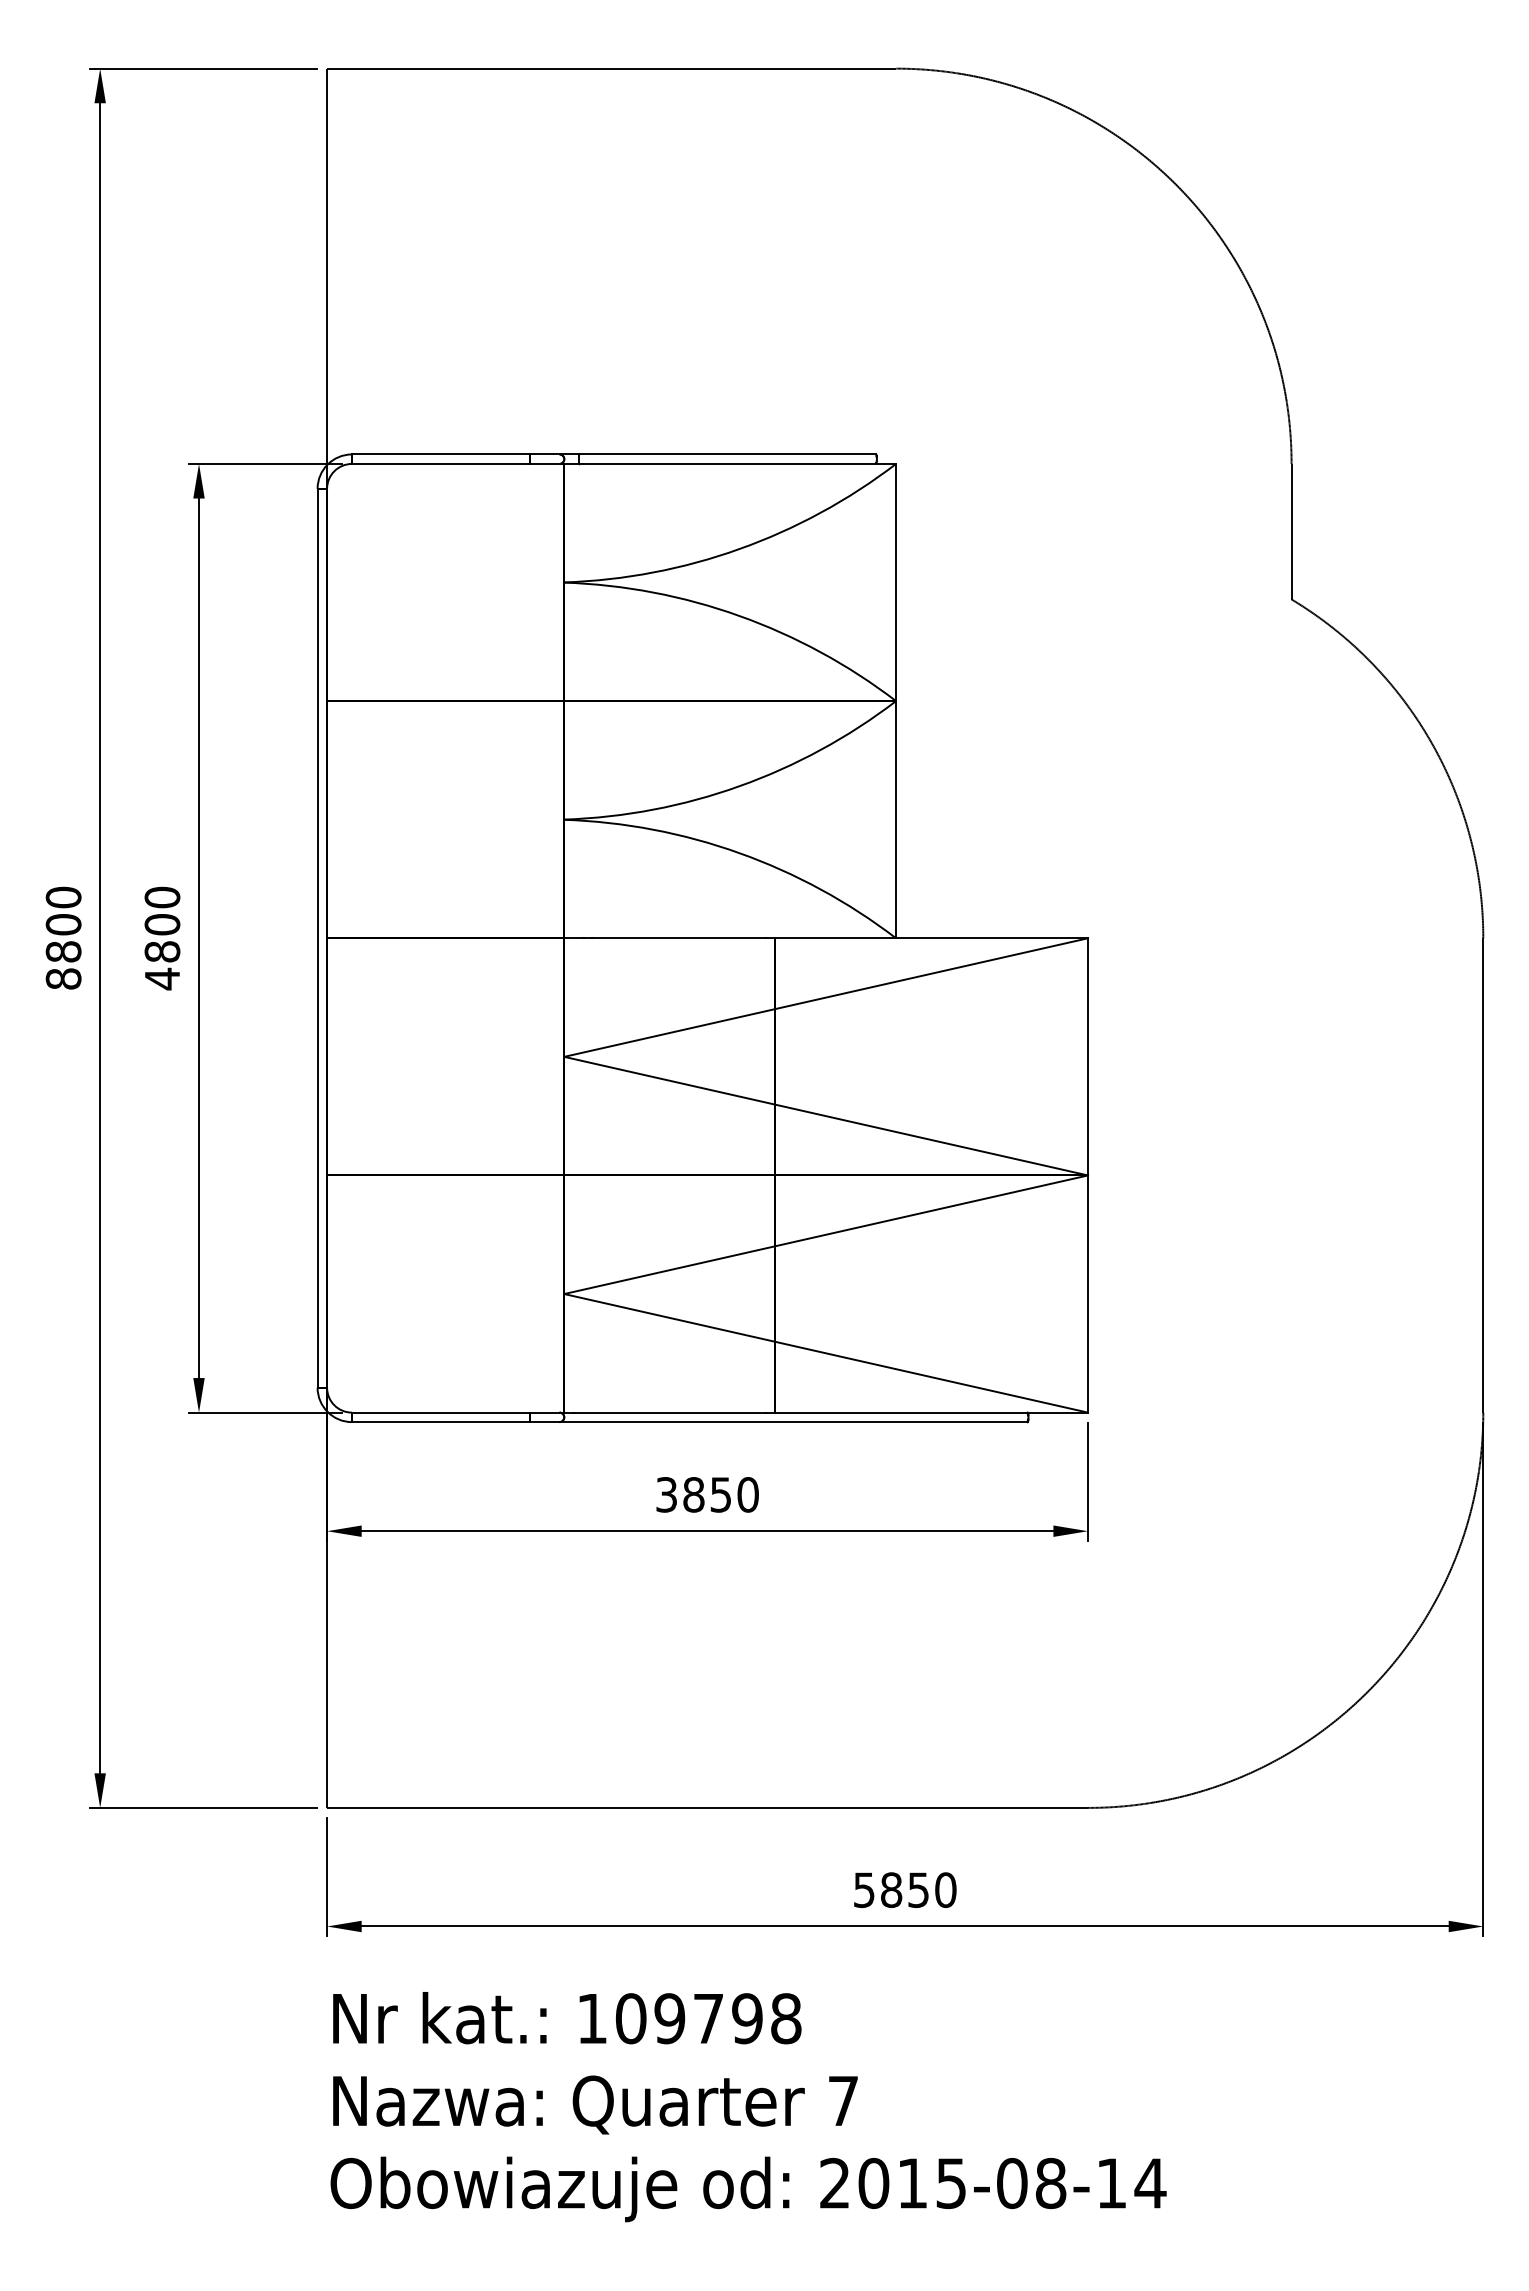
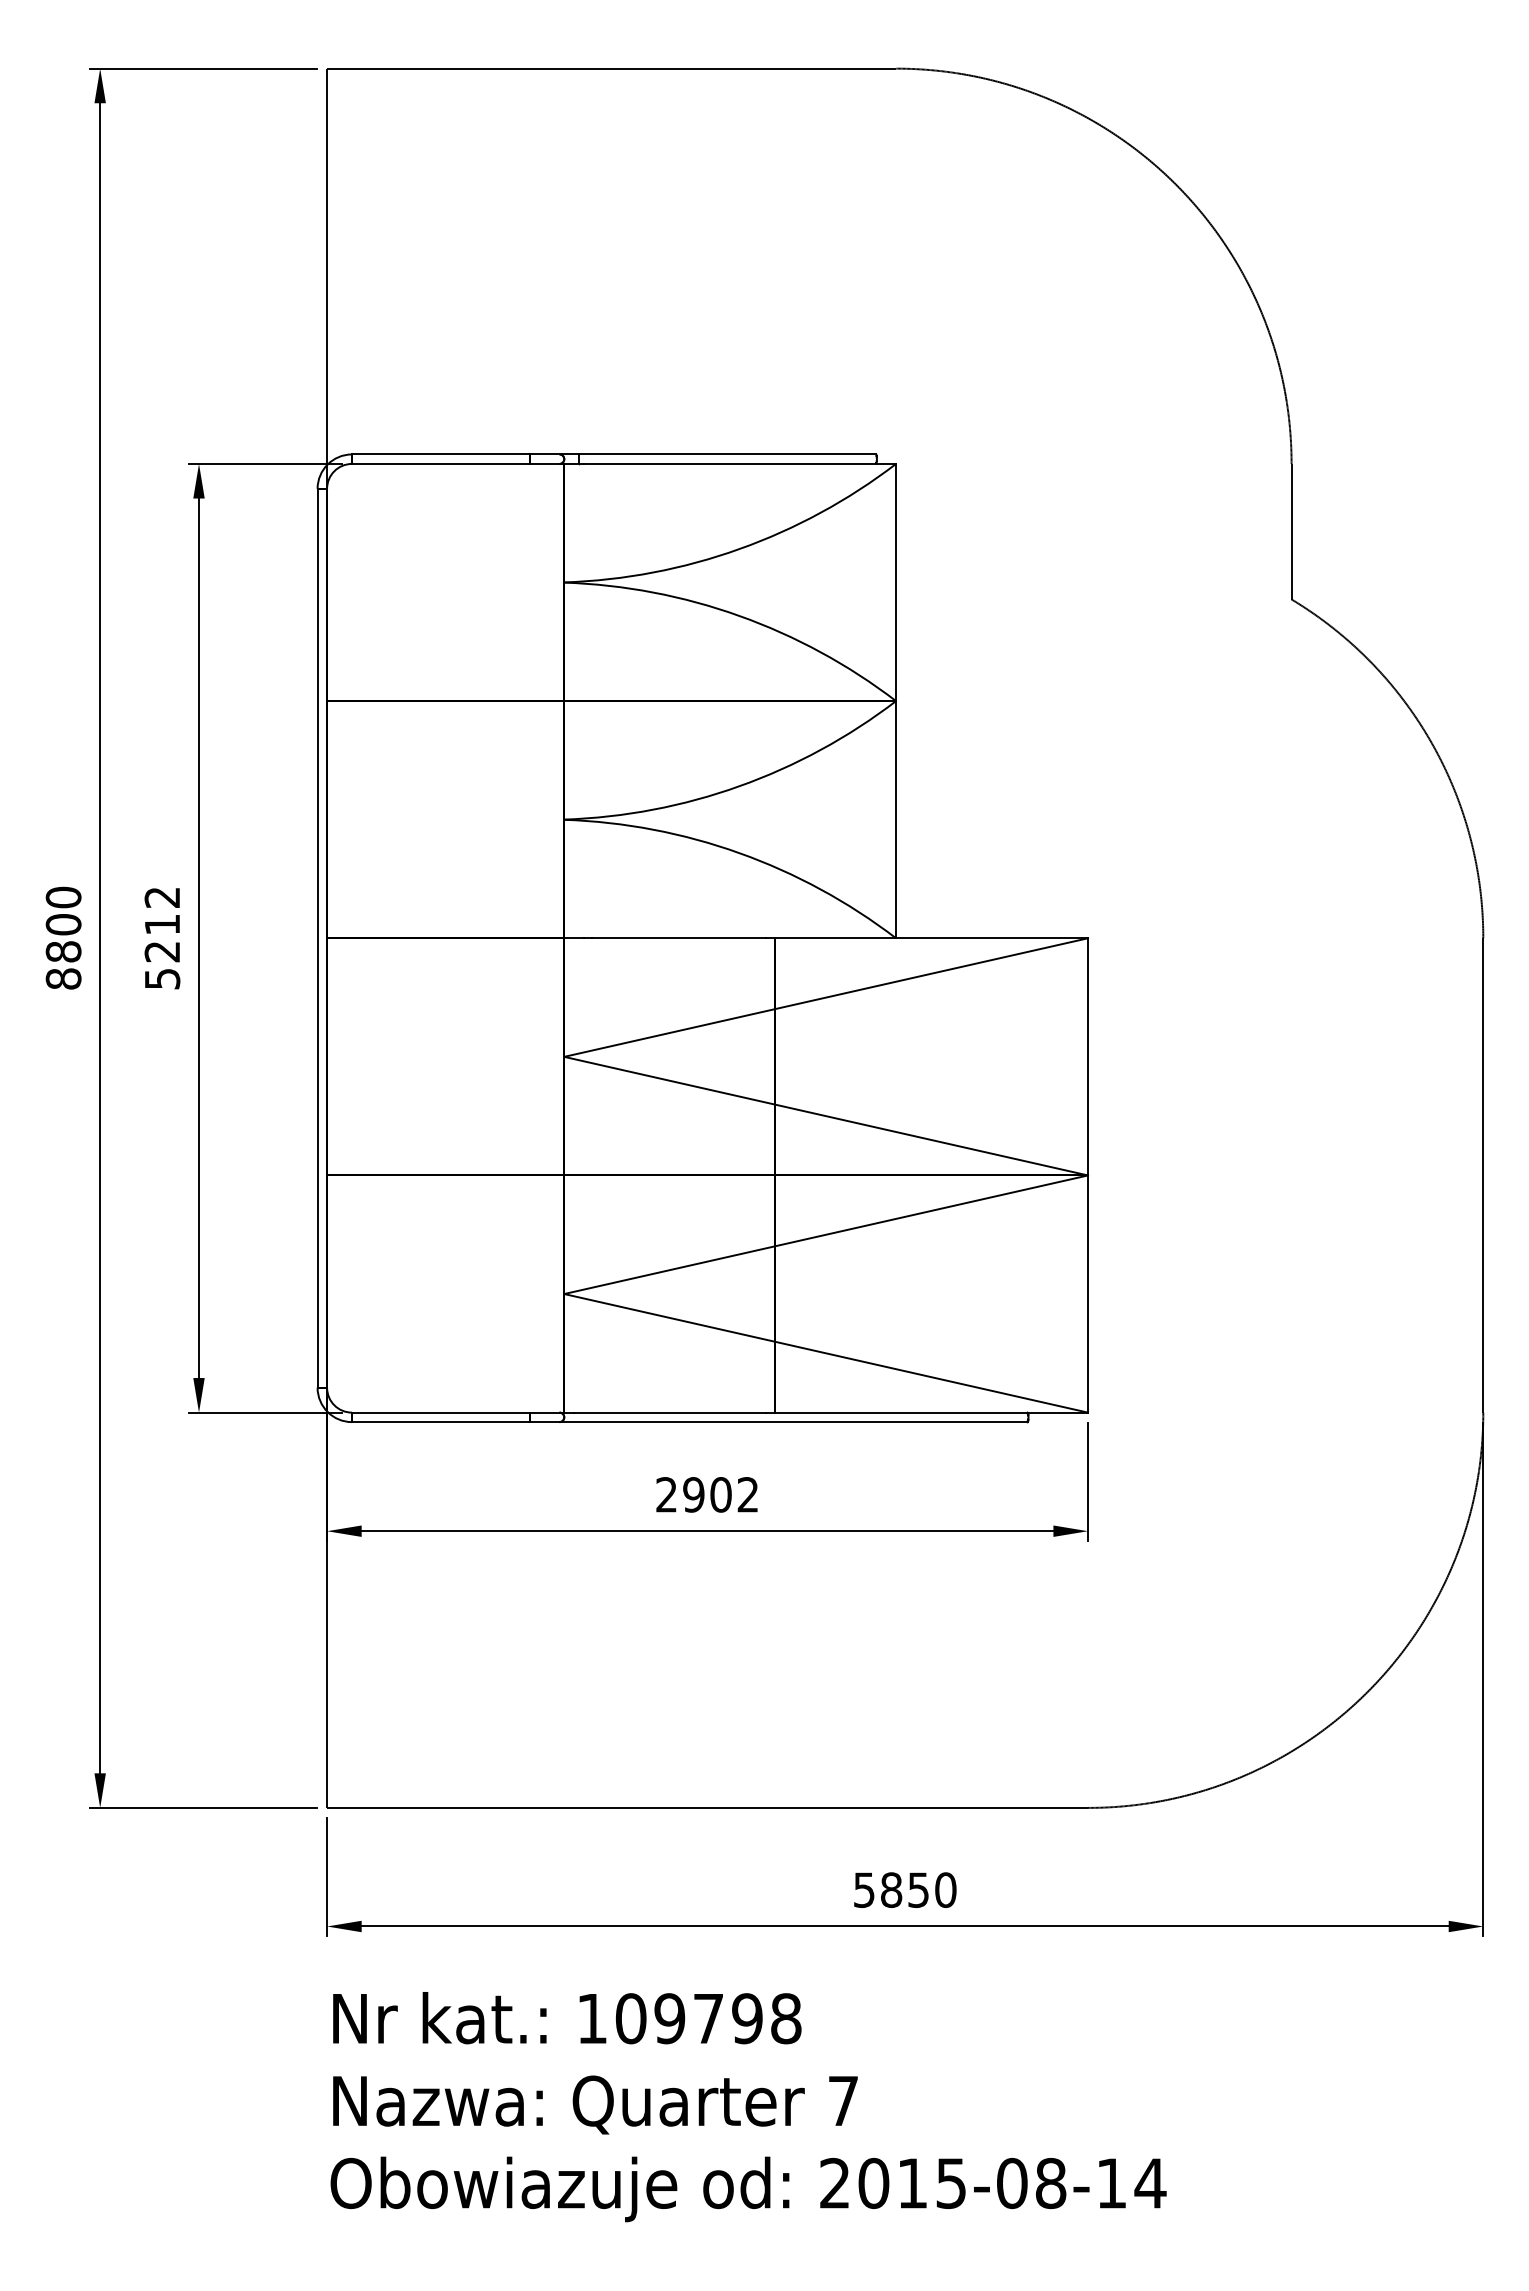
text: 4800 -> 5212 (162, 938)
text: 3850 -> 2902 (707, 1494)
